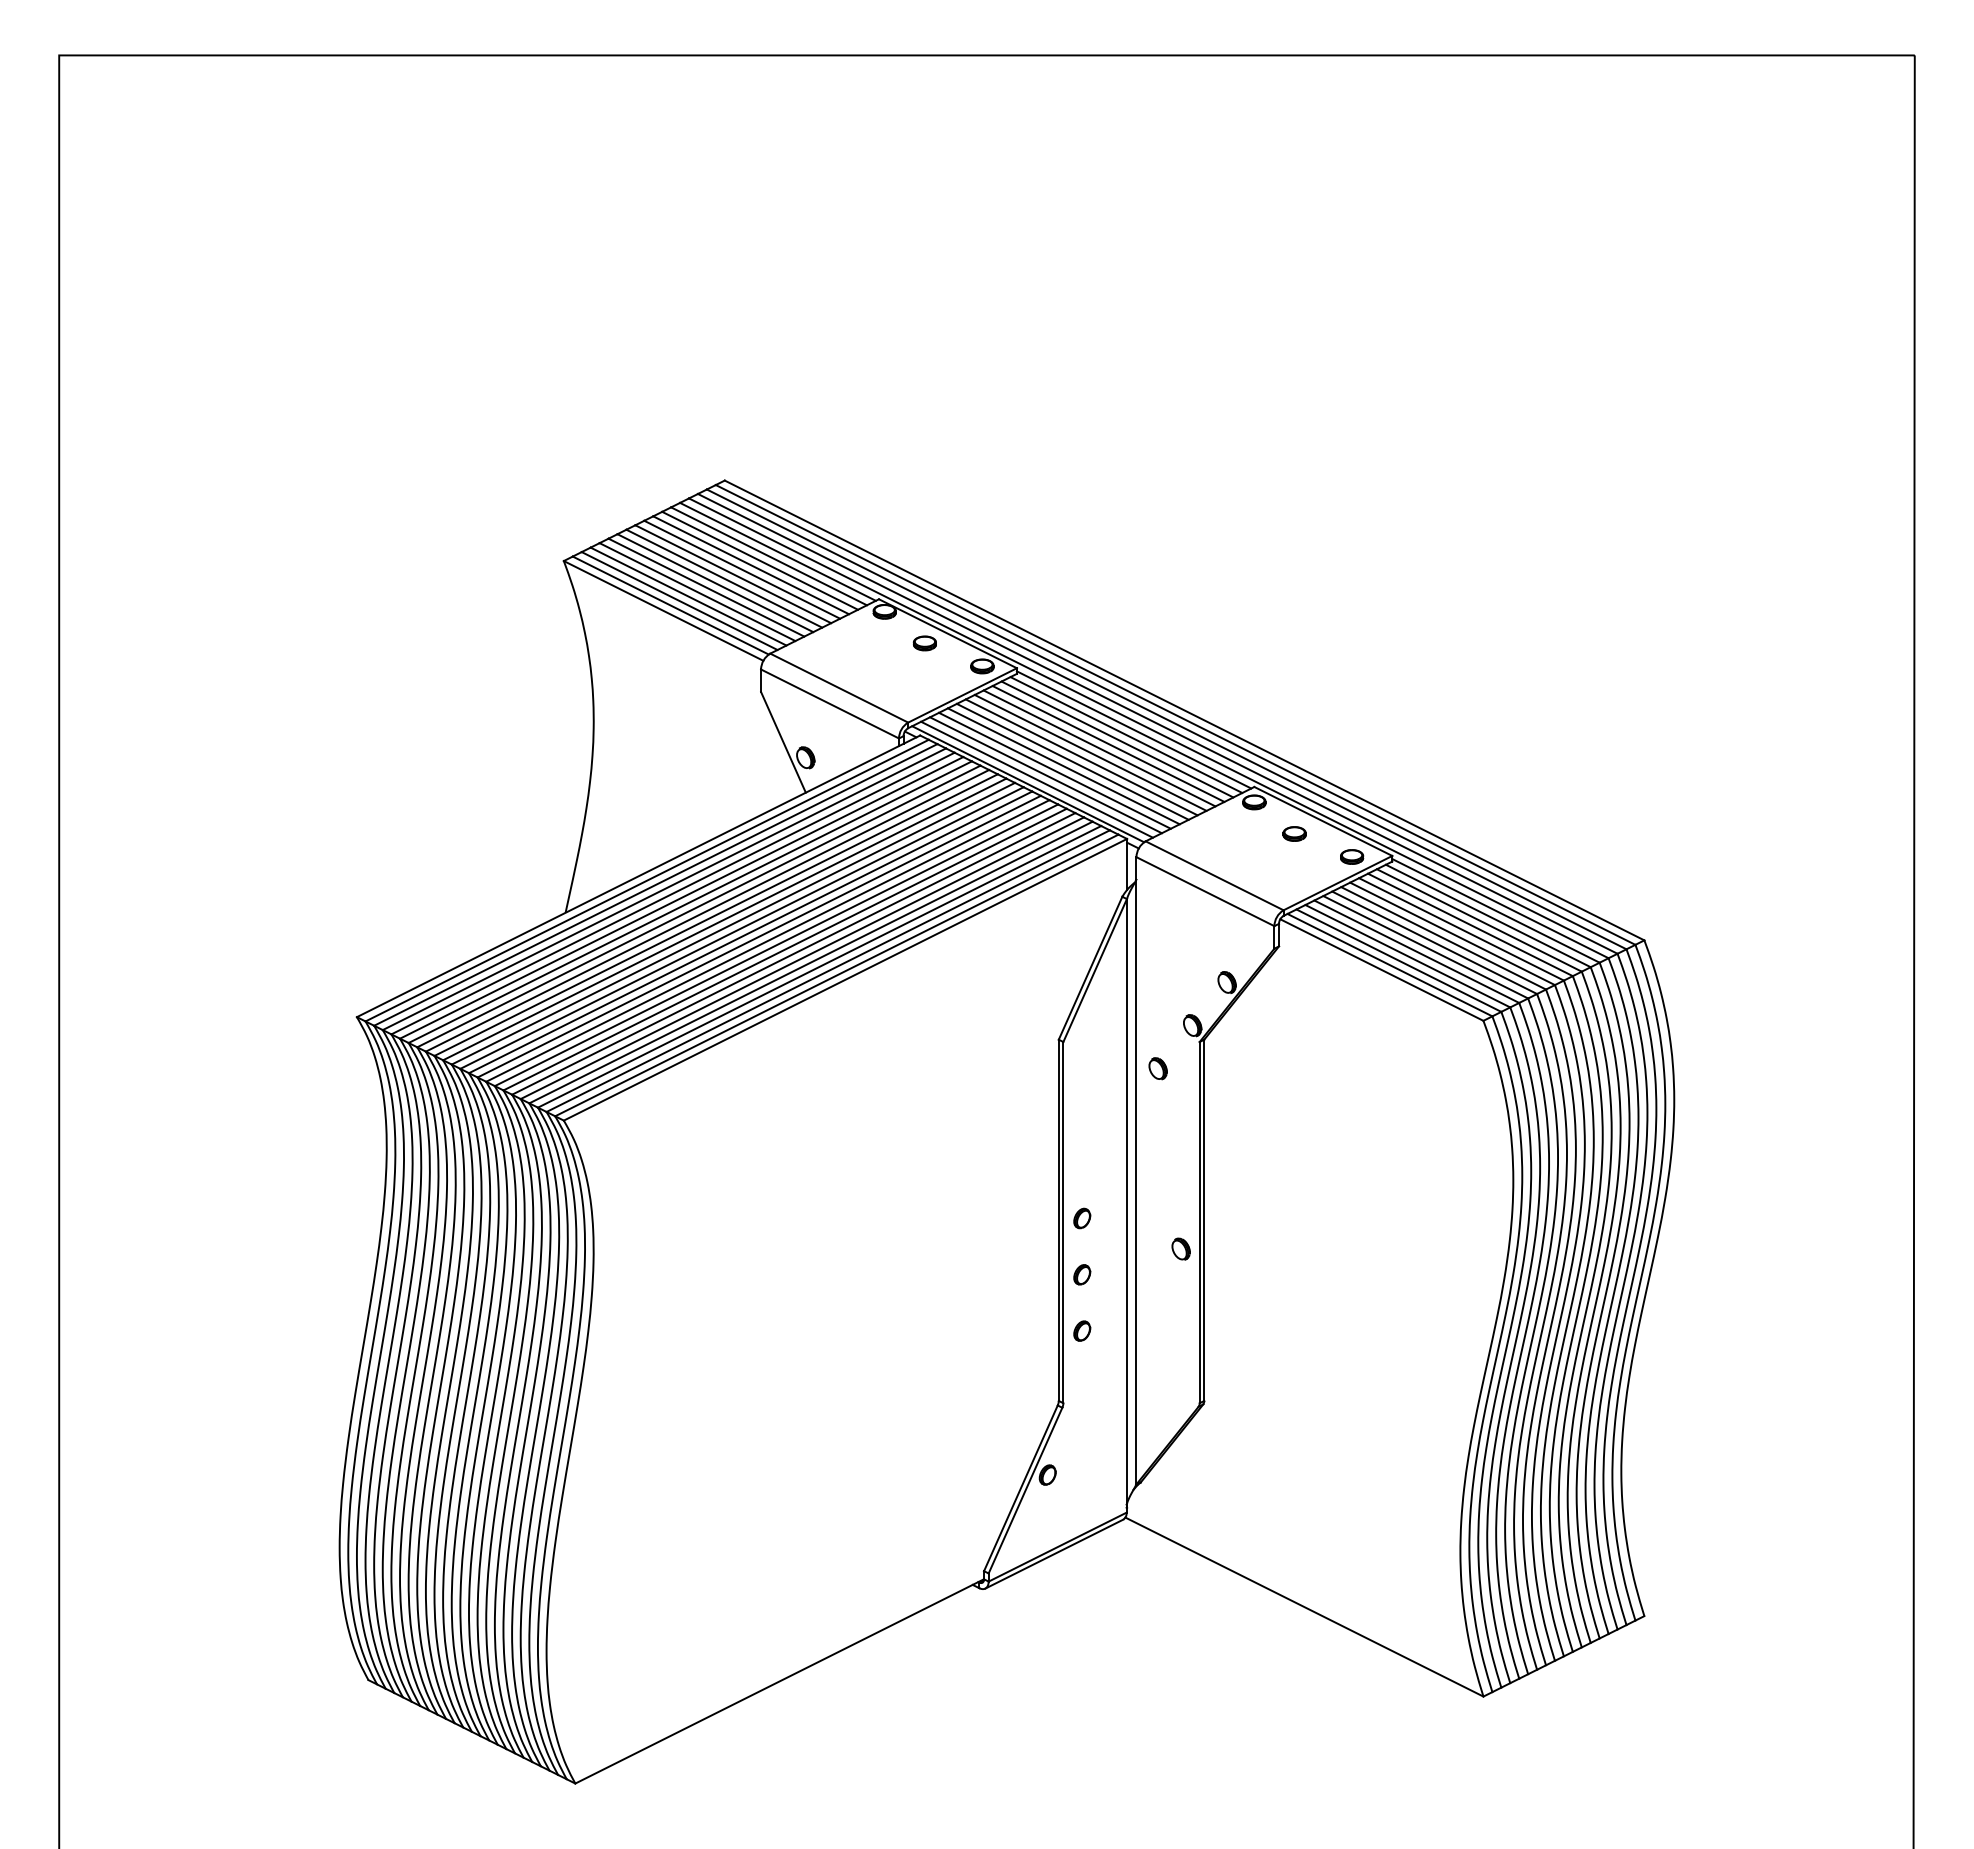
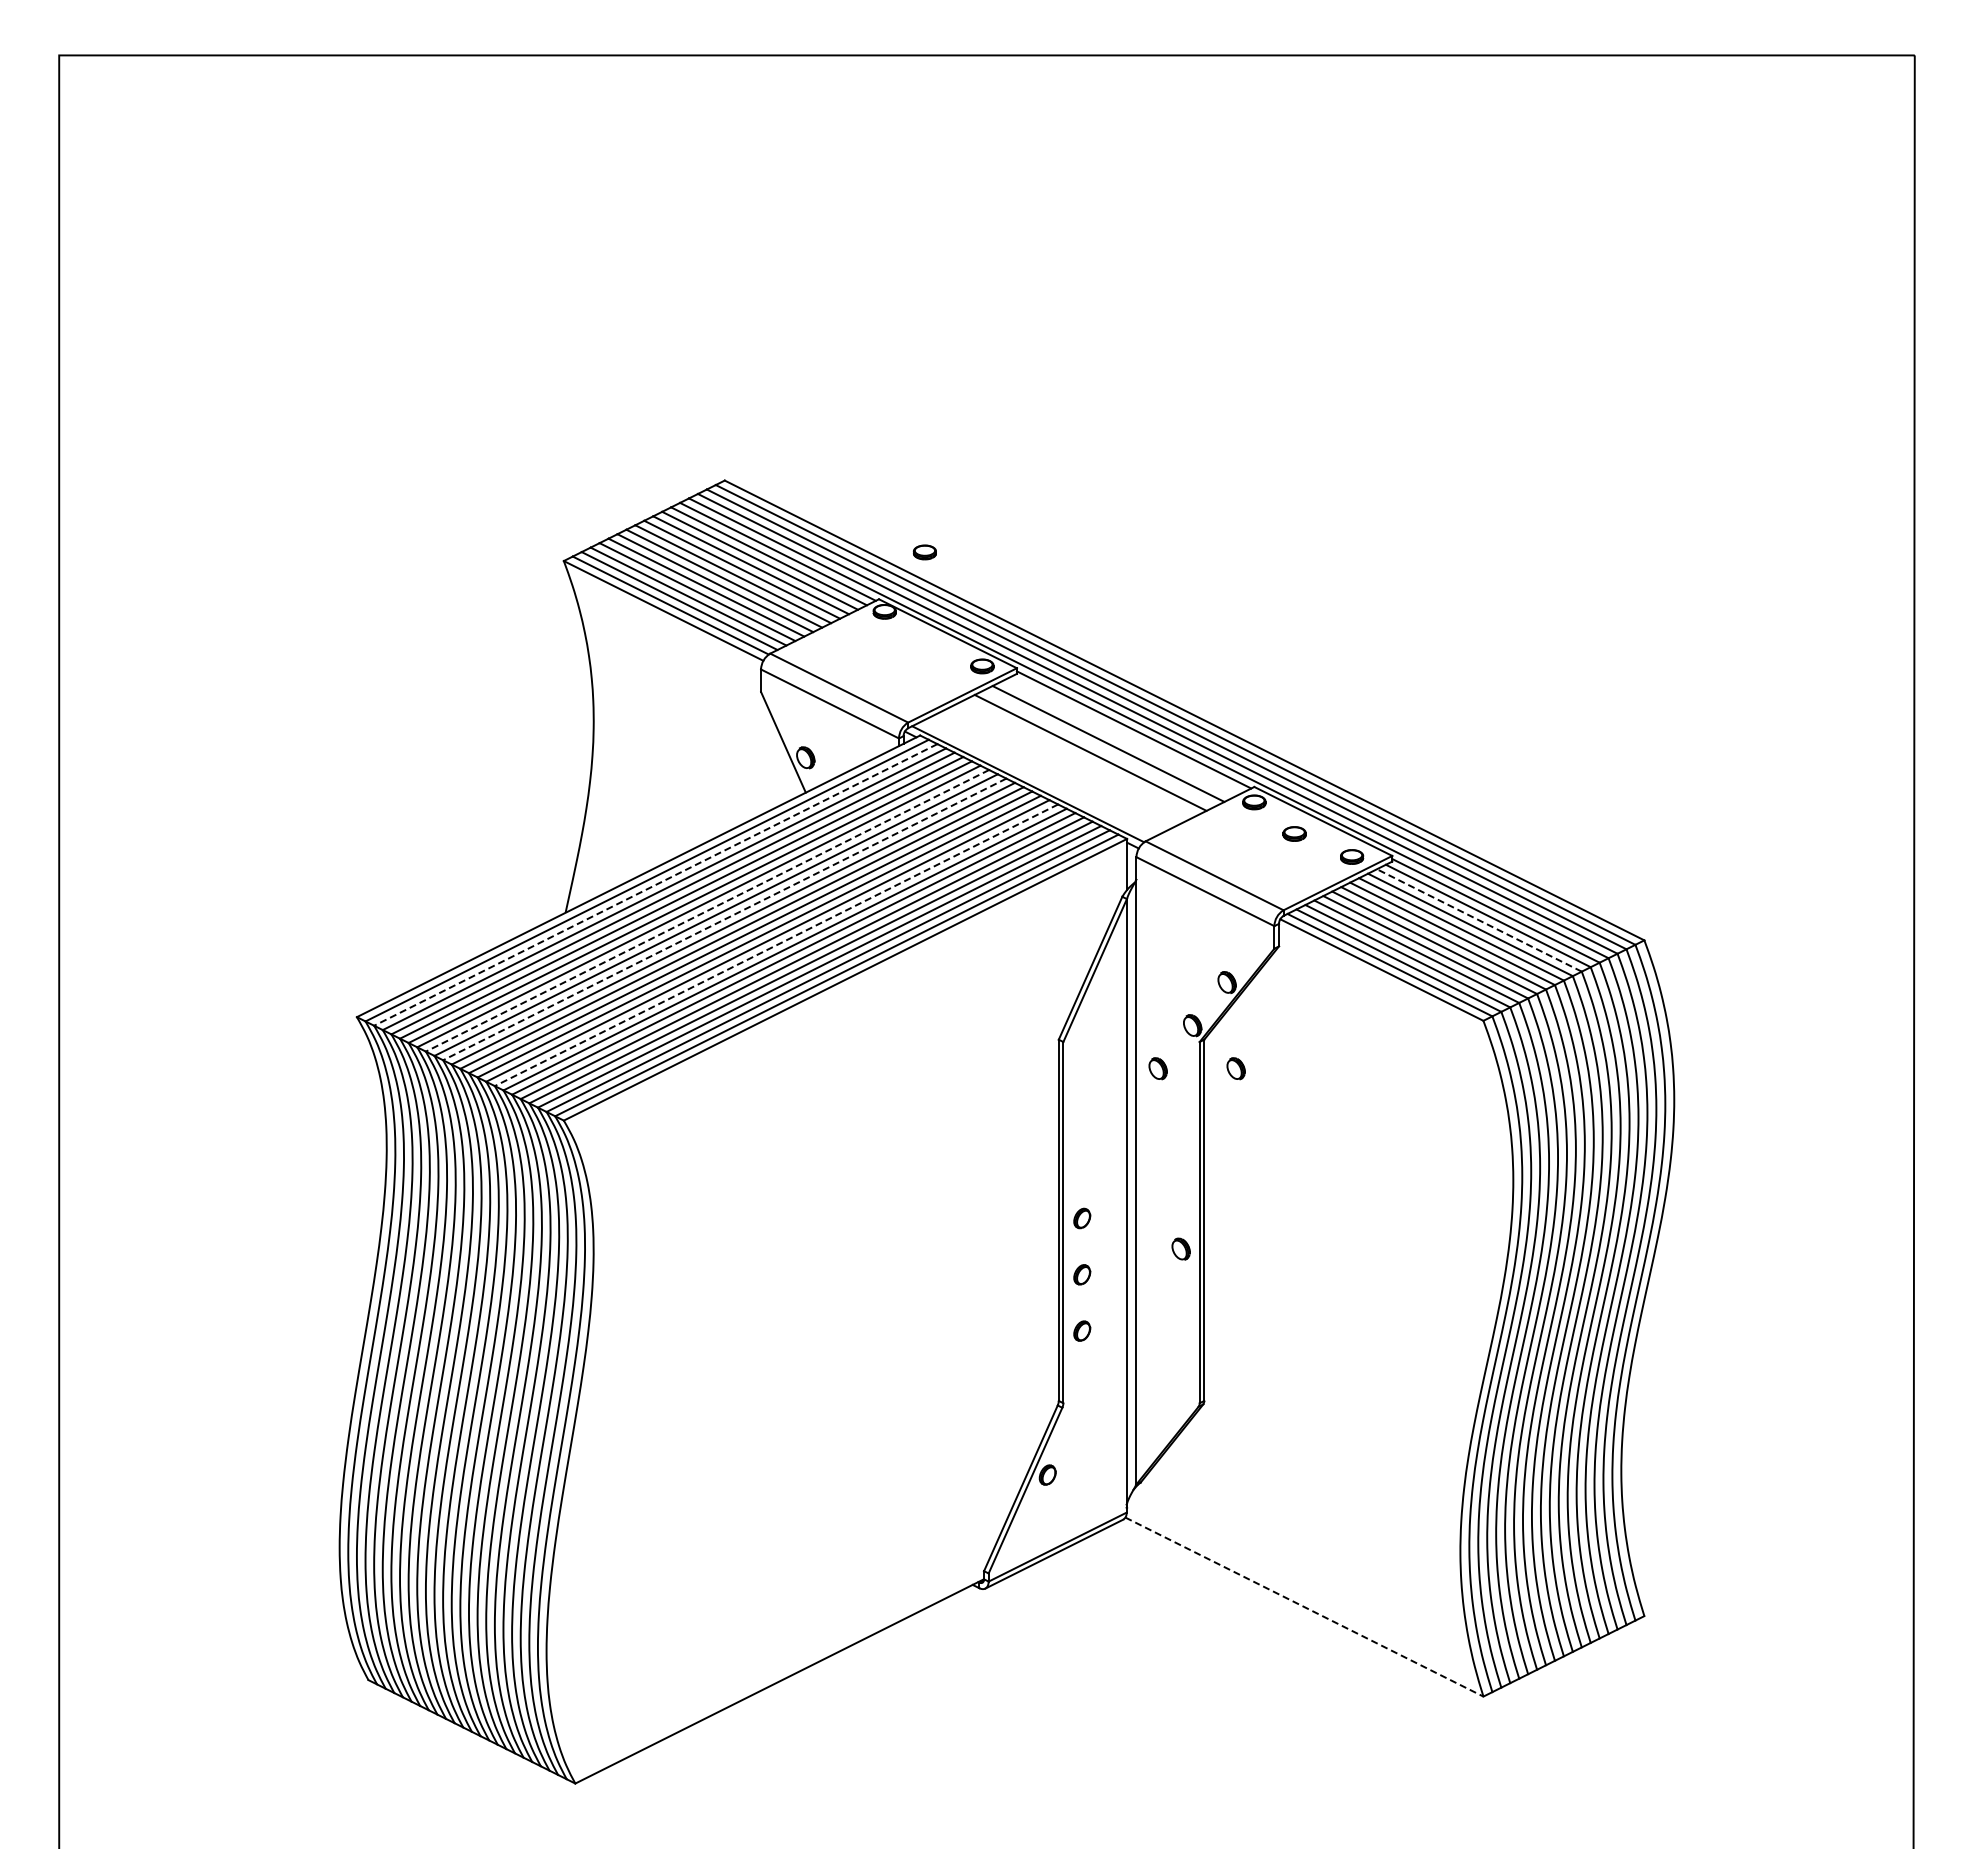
part position: (924, 643) -> (924, 552) (924, 552)
line: present -> none (1126, 735)
line: present -> none (1117, 739)
line: present -> none (1099, 748)
line: present -> none (1081, 757)
line: present -> none (1072, 761)
line: present -> none (1063, 766)
line: present -> none (1054, 770)
line: present -> none (1045, 775)
line: present -> none (1036, 779)
line: solid -> dashed (655, 884)
line: solid -> dashed (707, 910)
line: solid -> dashed (724, 919)
line: solid -> dashed (1479, 920)
line: solid -> dashed (776, 945)
part: none -> present (1235, 1068)
line: solid -> dashed (1304, 1607)
